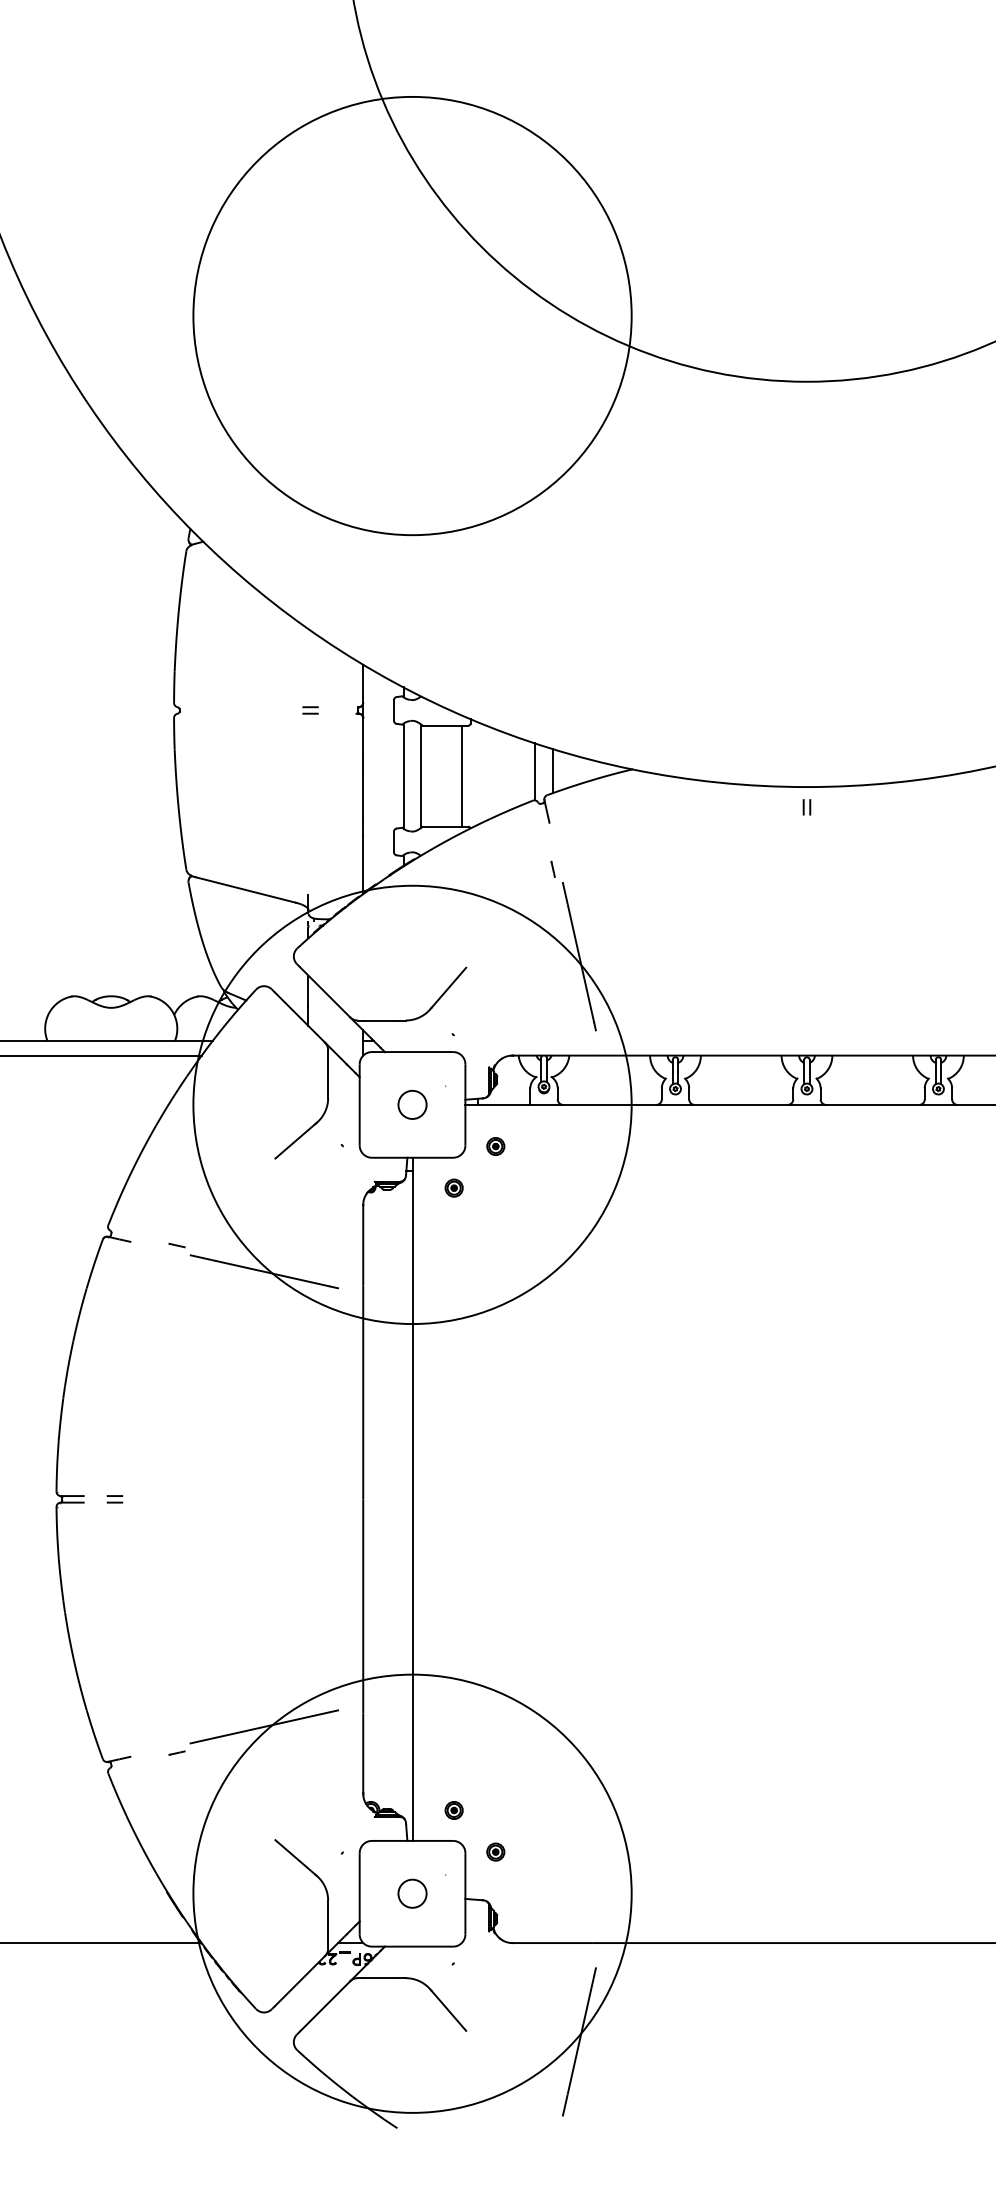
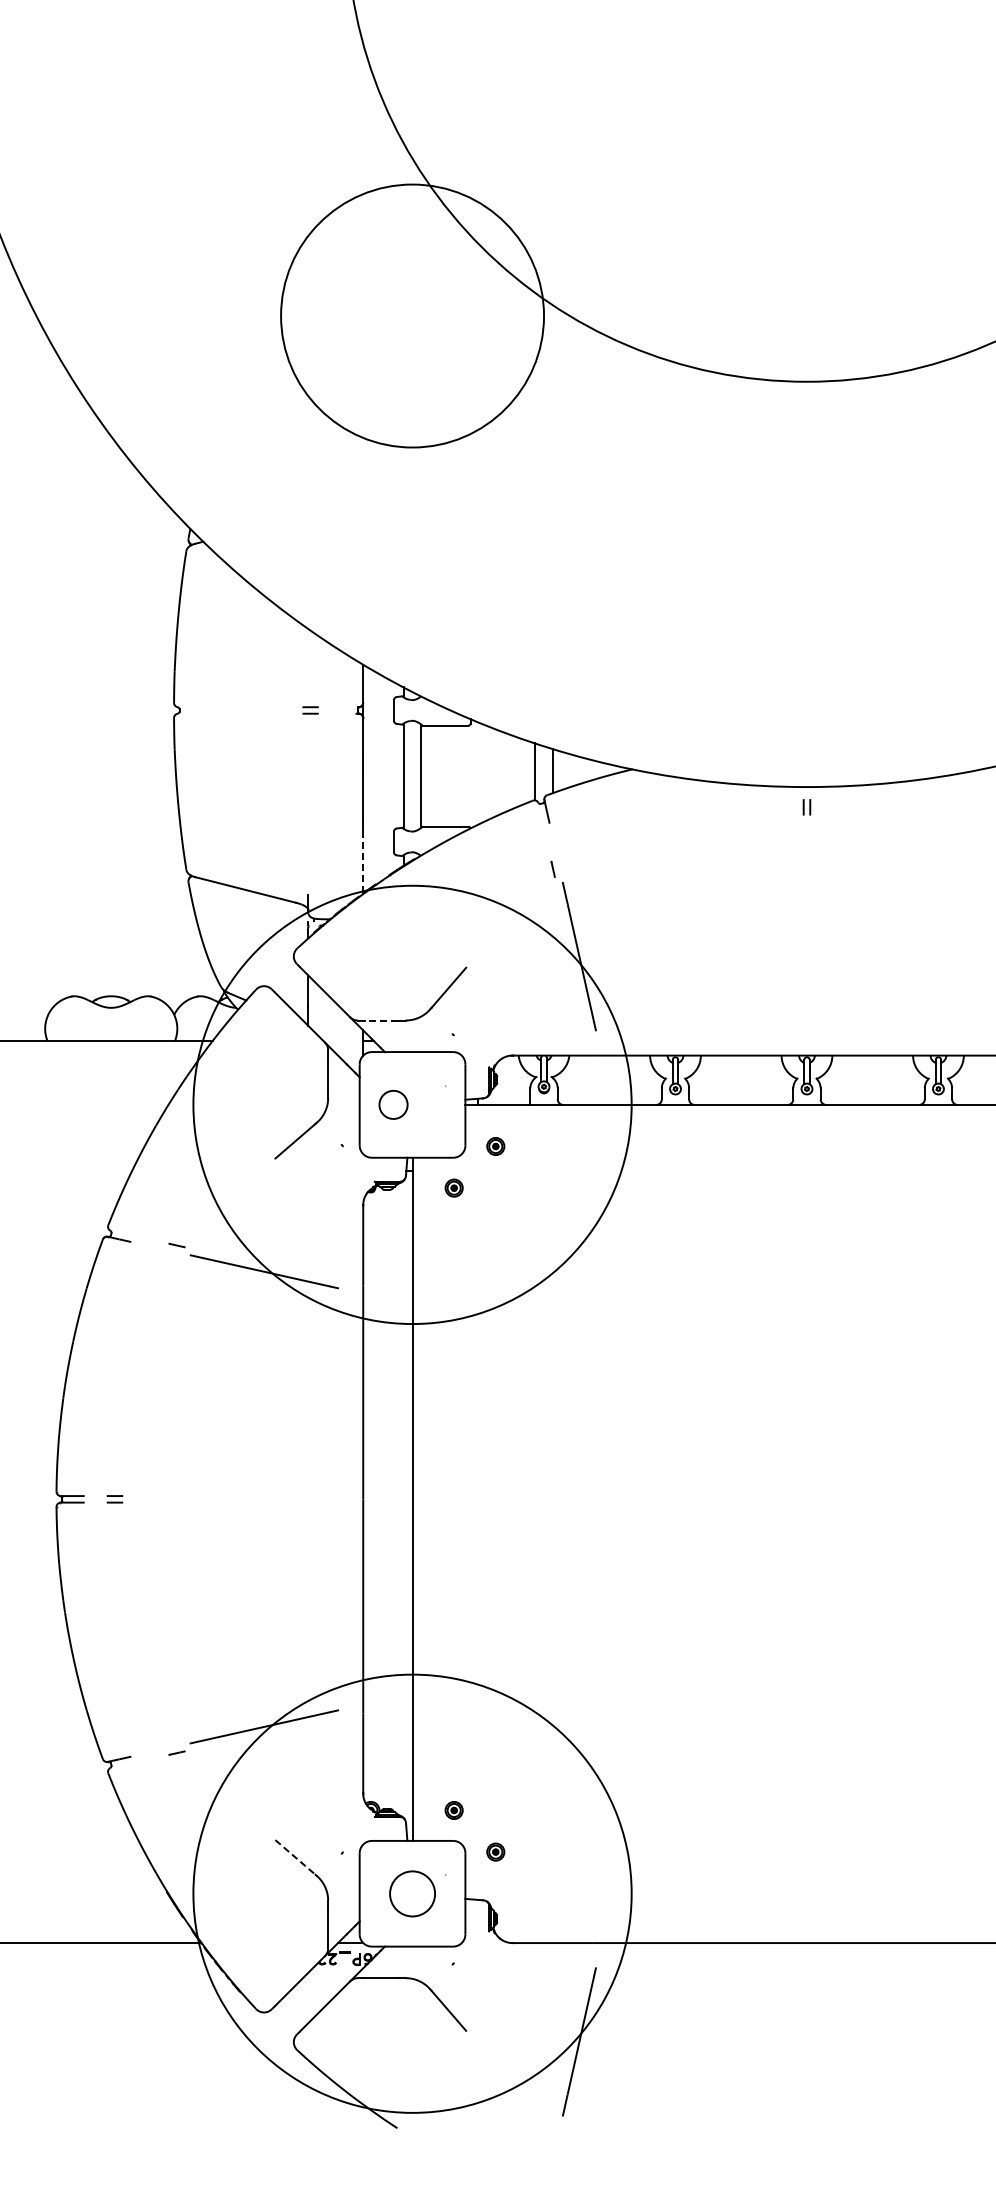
circle diameter: 438 px -> 263 px (412, 315)
line: present -> none (461, 775)
line: solid -> dashed (363, 864)
line: solid -> dashed (381, 1020)
line: present -> none (101, 1055)
circle position: (412, 1104) -> (393, 1104) (393, 1104)
line: solid -> dashed (295, 1857)
circle size: 31x31 px -> 47x48 px (412, 1893)
